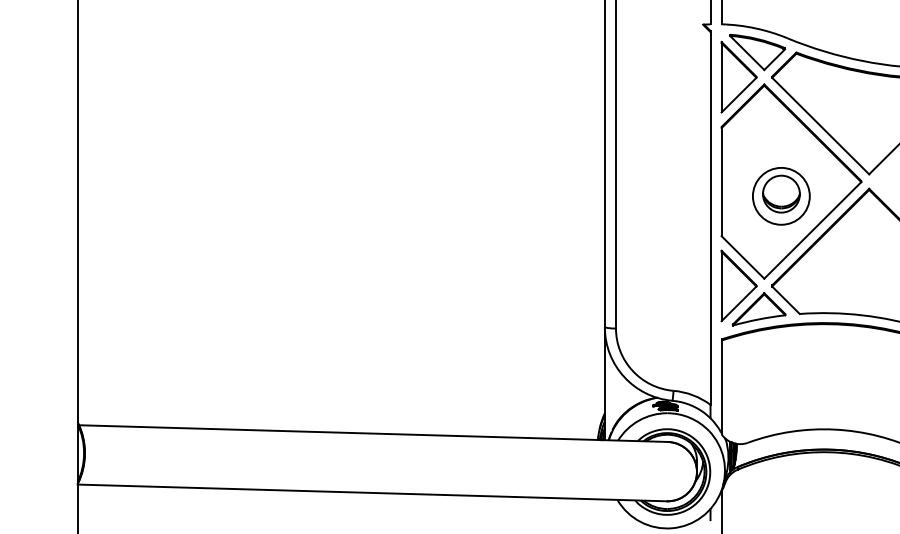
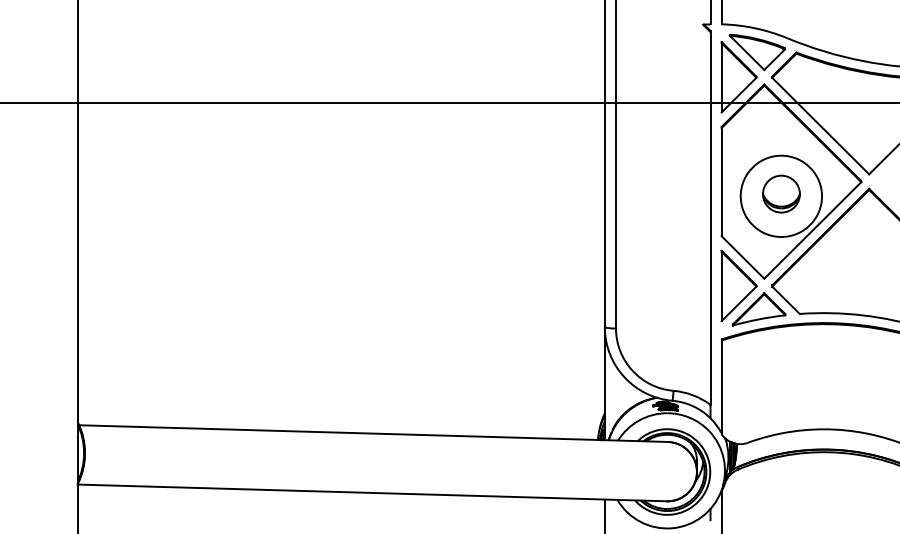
line: none -> present (449, 103)
circle diameter: 57 px -> 81 px (781, 195)
line: none -> present (604, 514)
